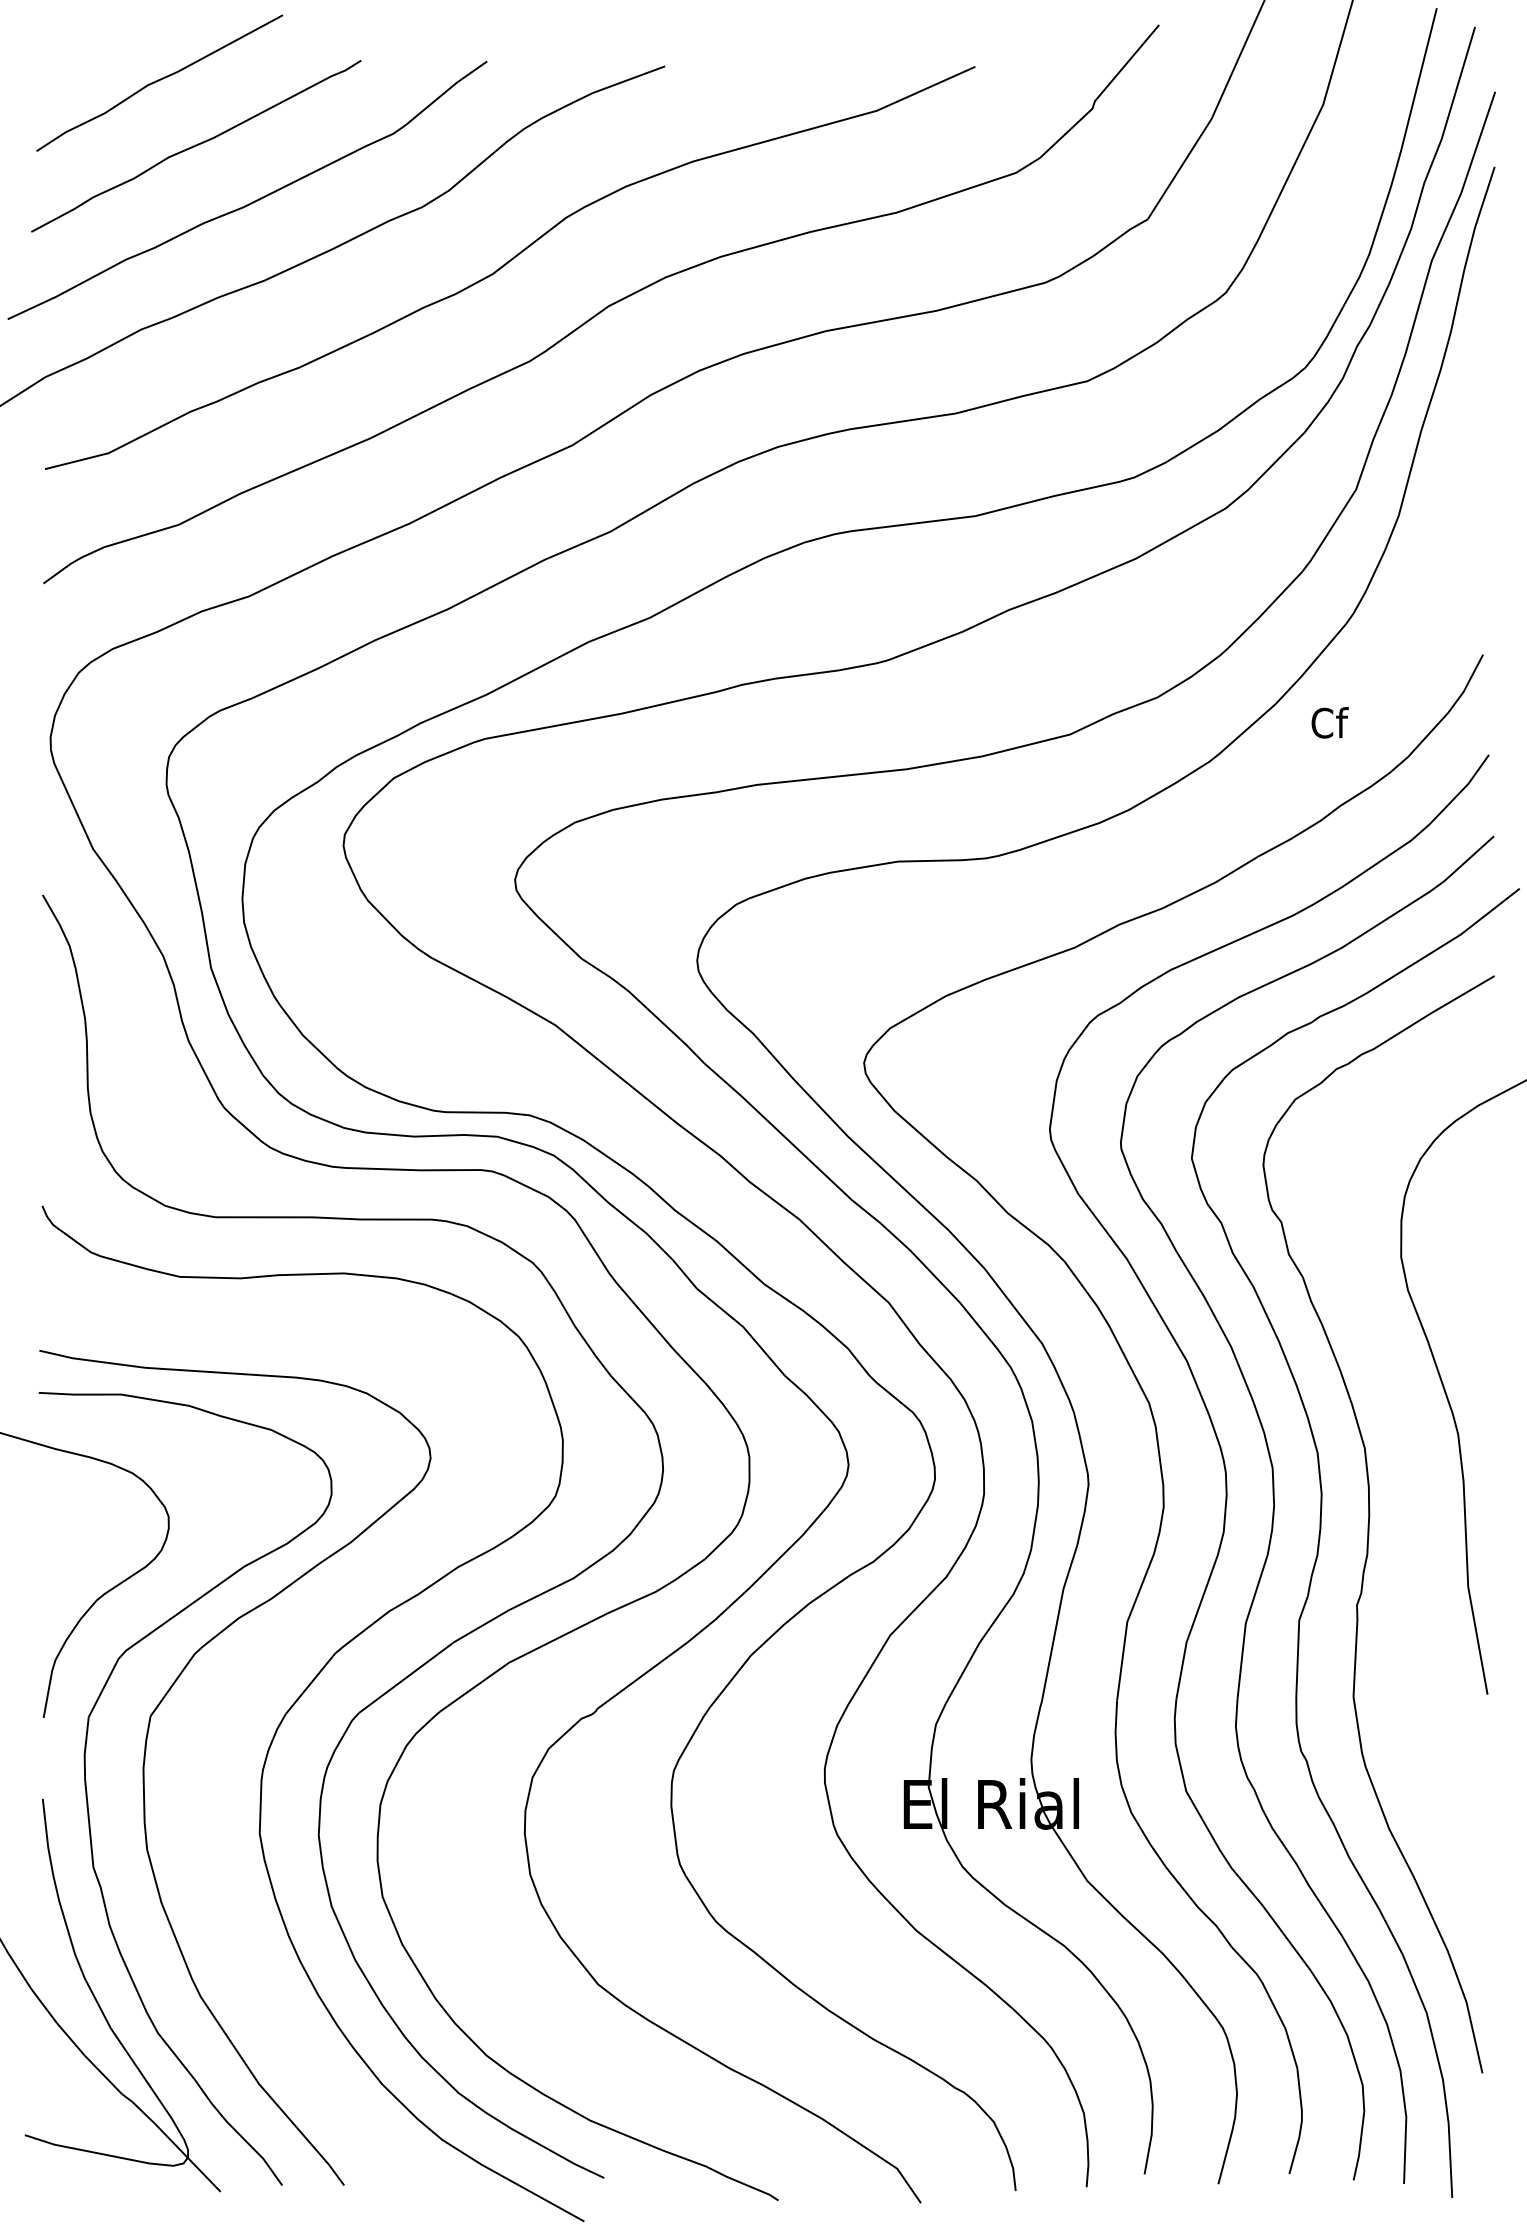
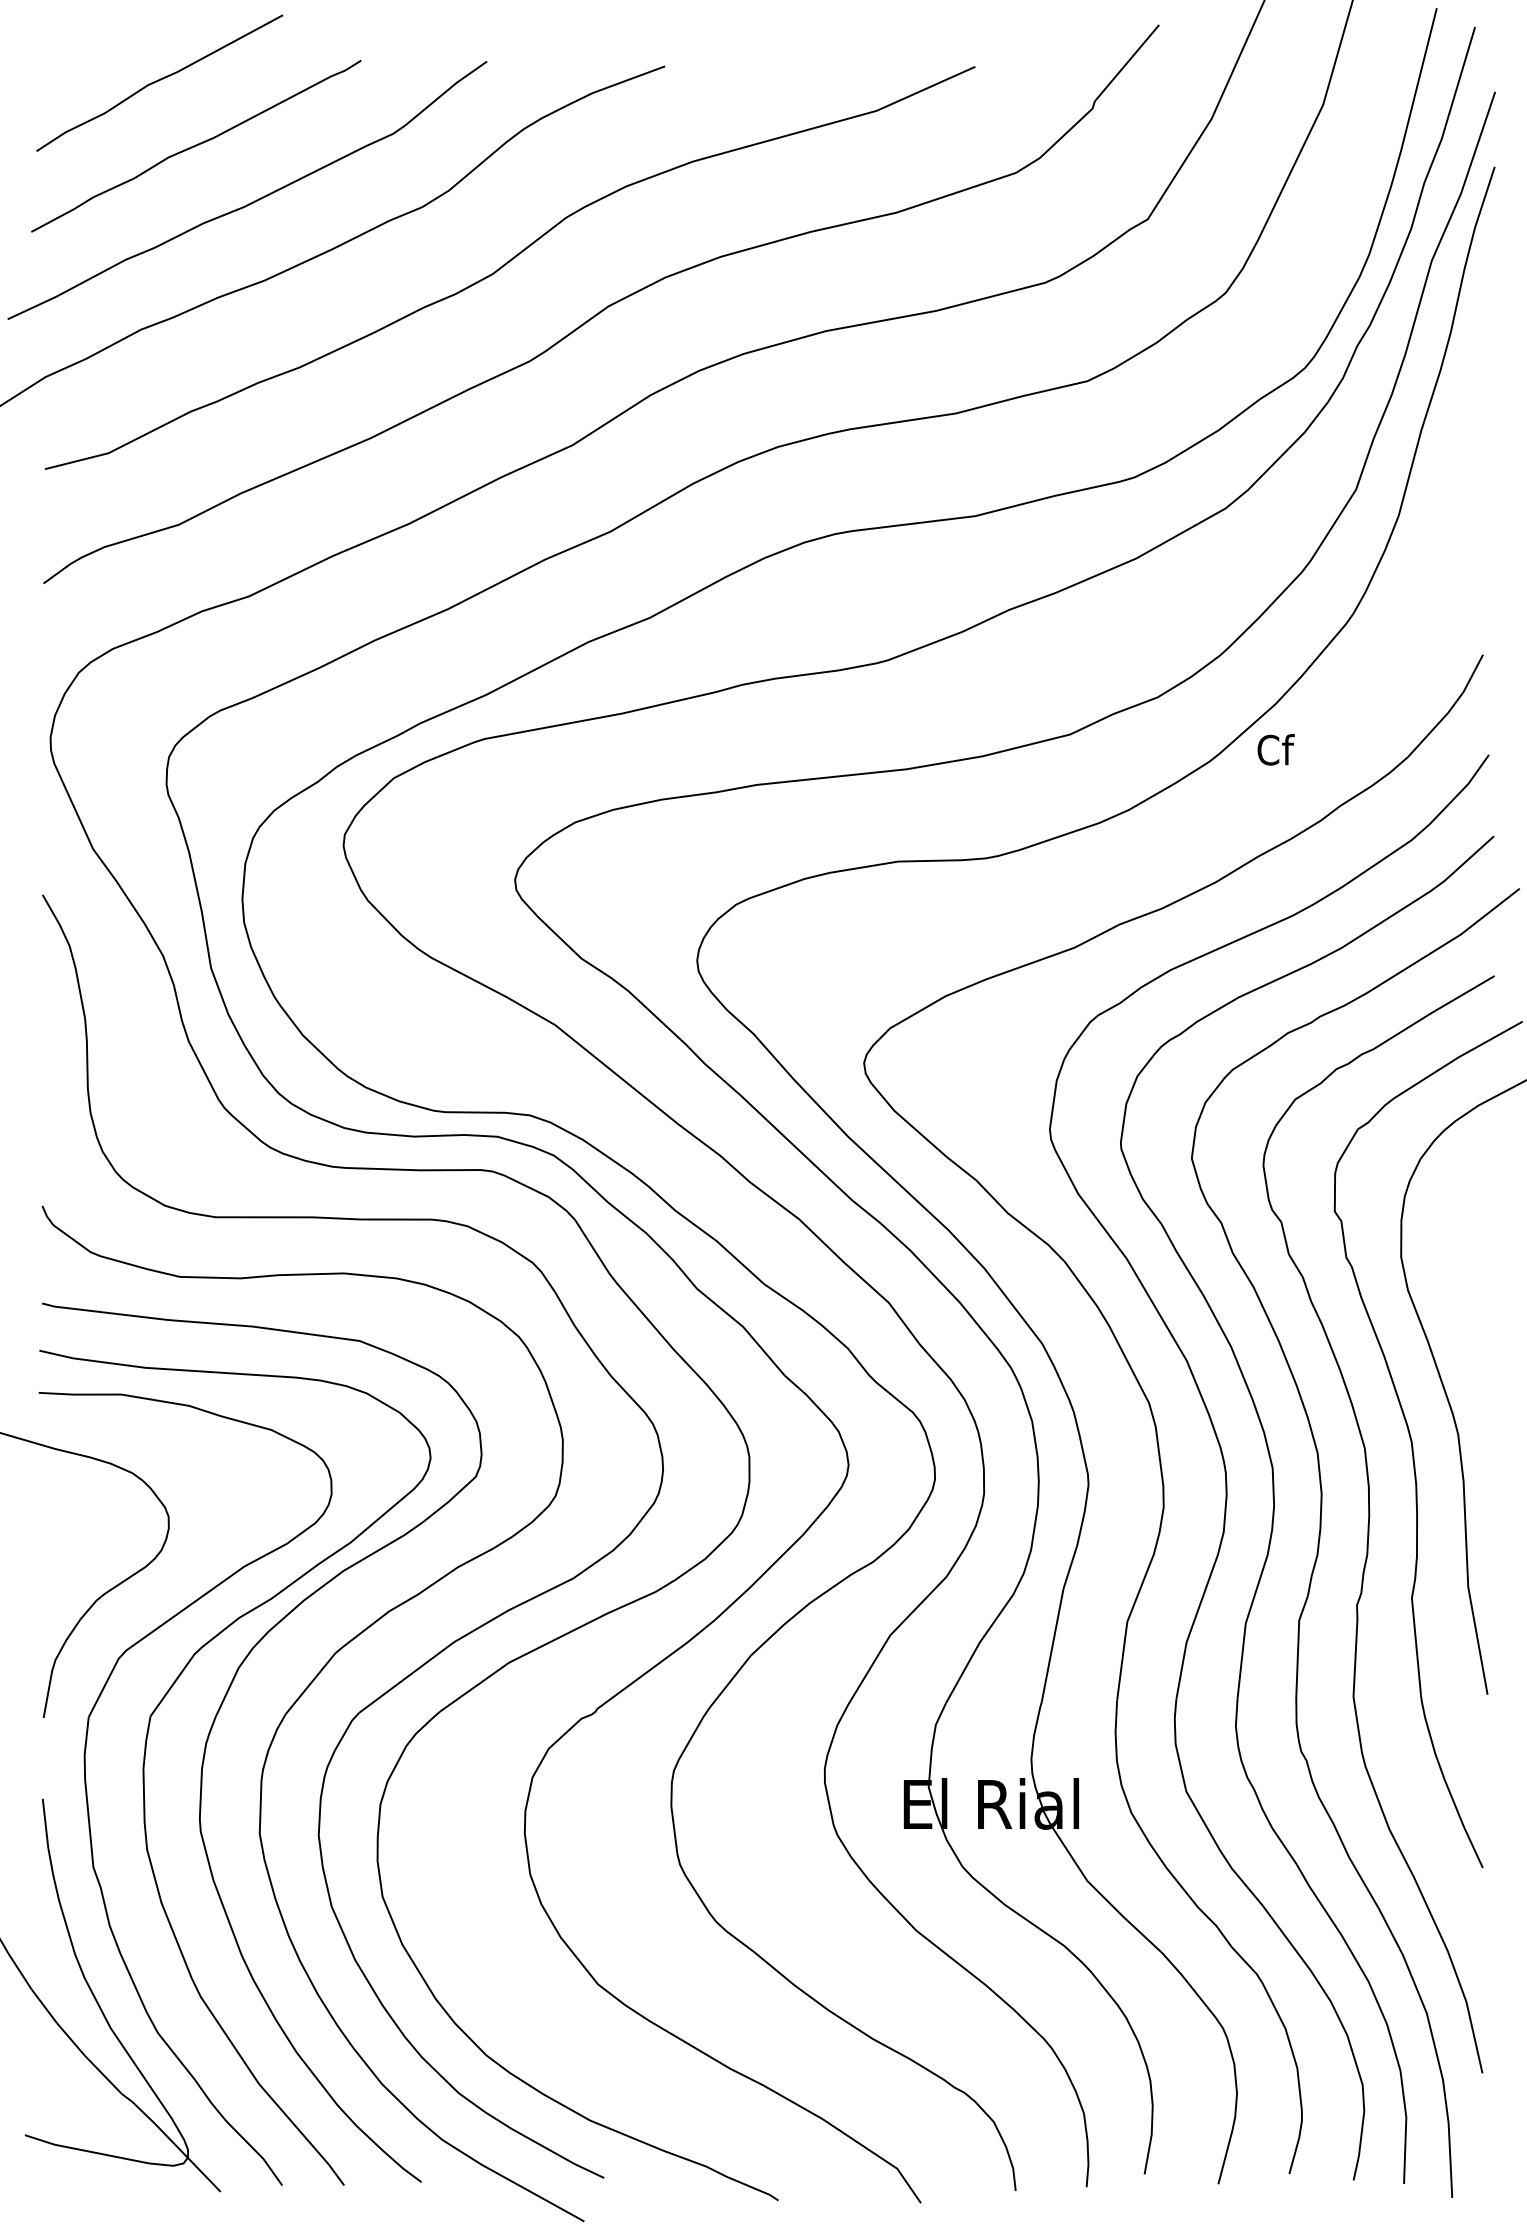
text position: (1329, 722) -> (1275, 749) (1275, 749)
part: none -> present (1413, 1446)
part: none -> present (214, 1723)
